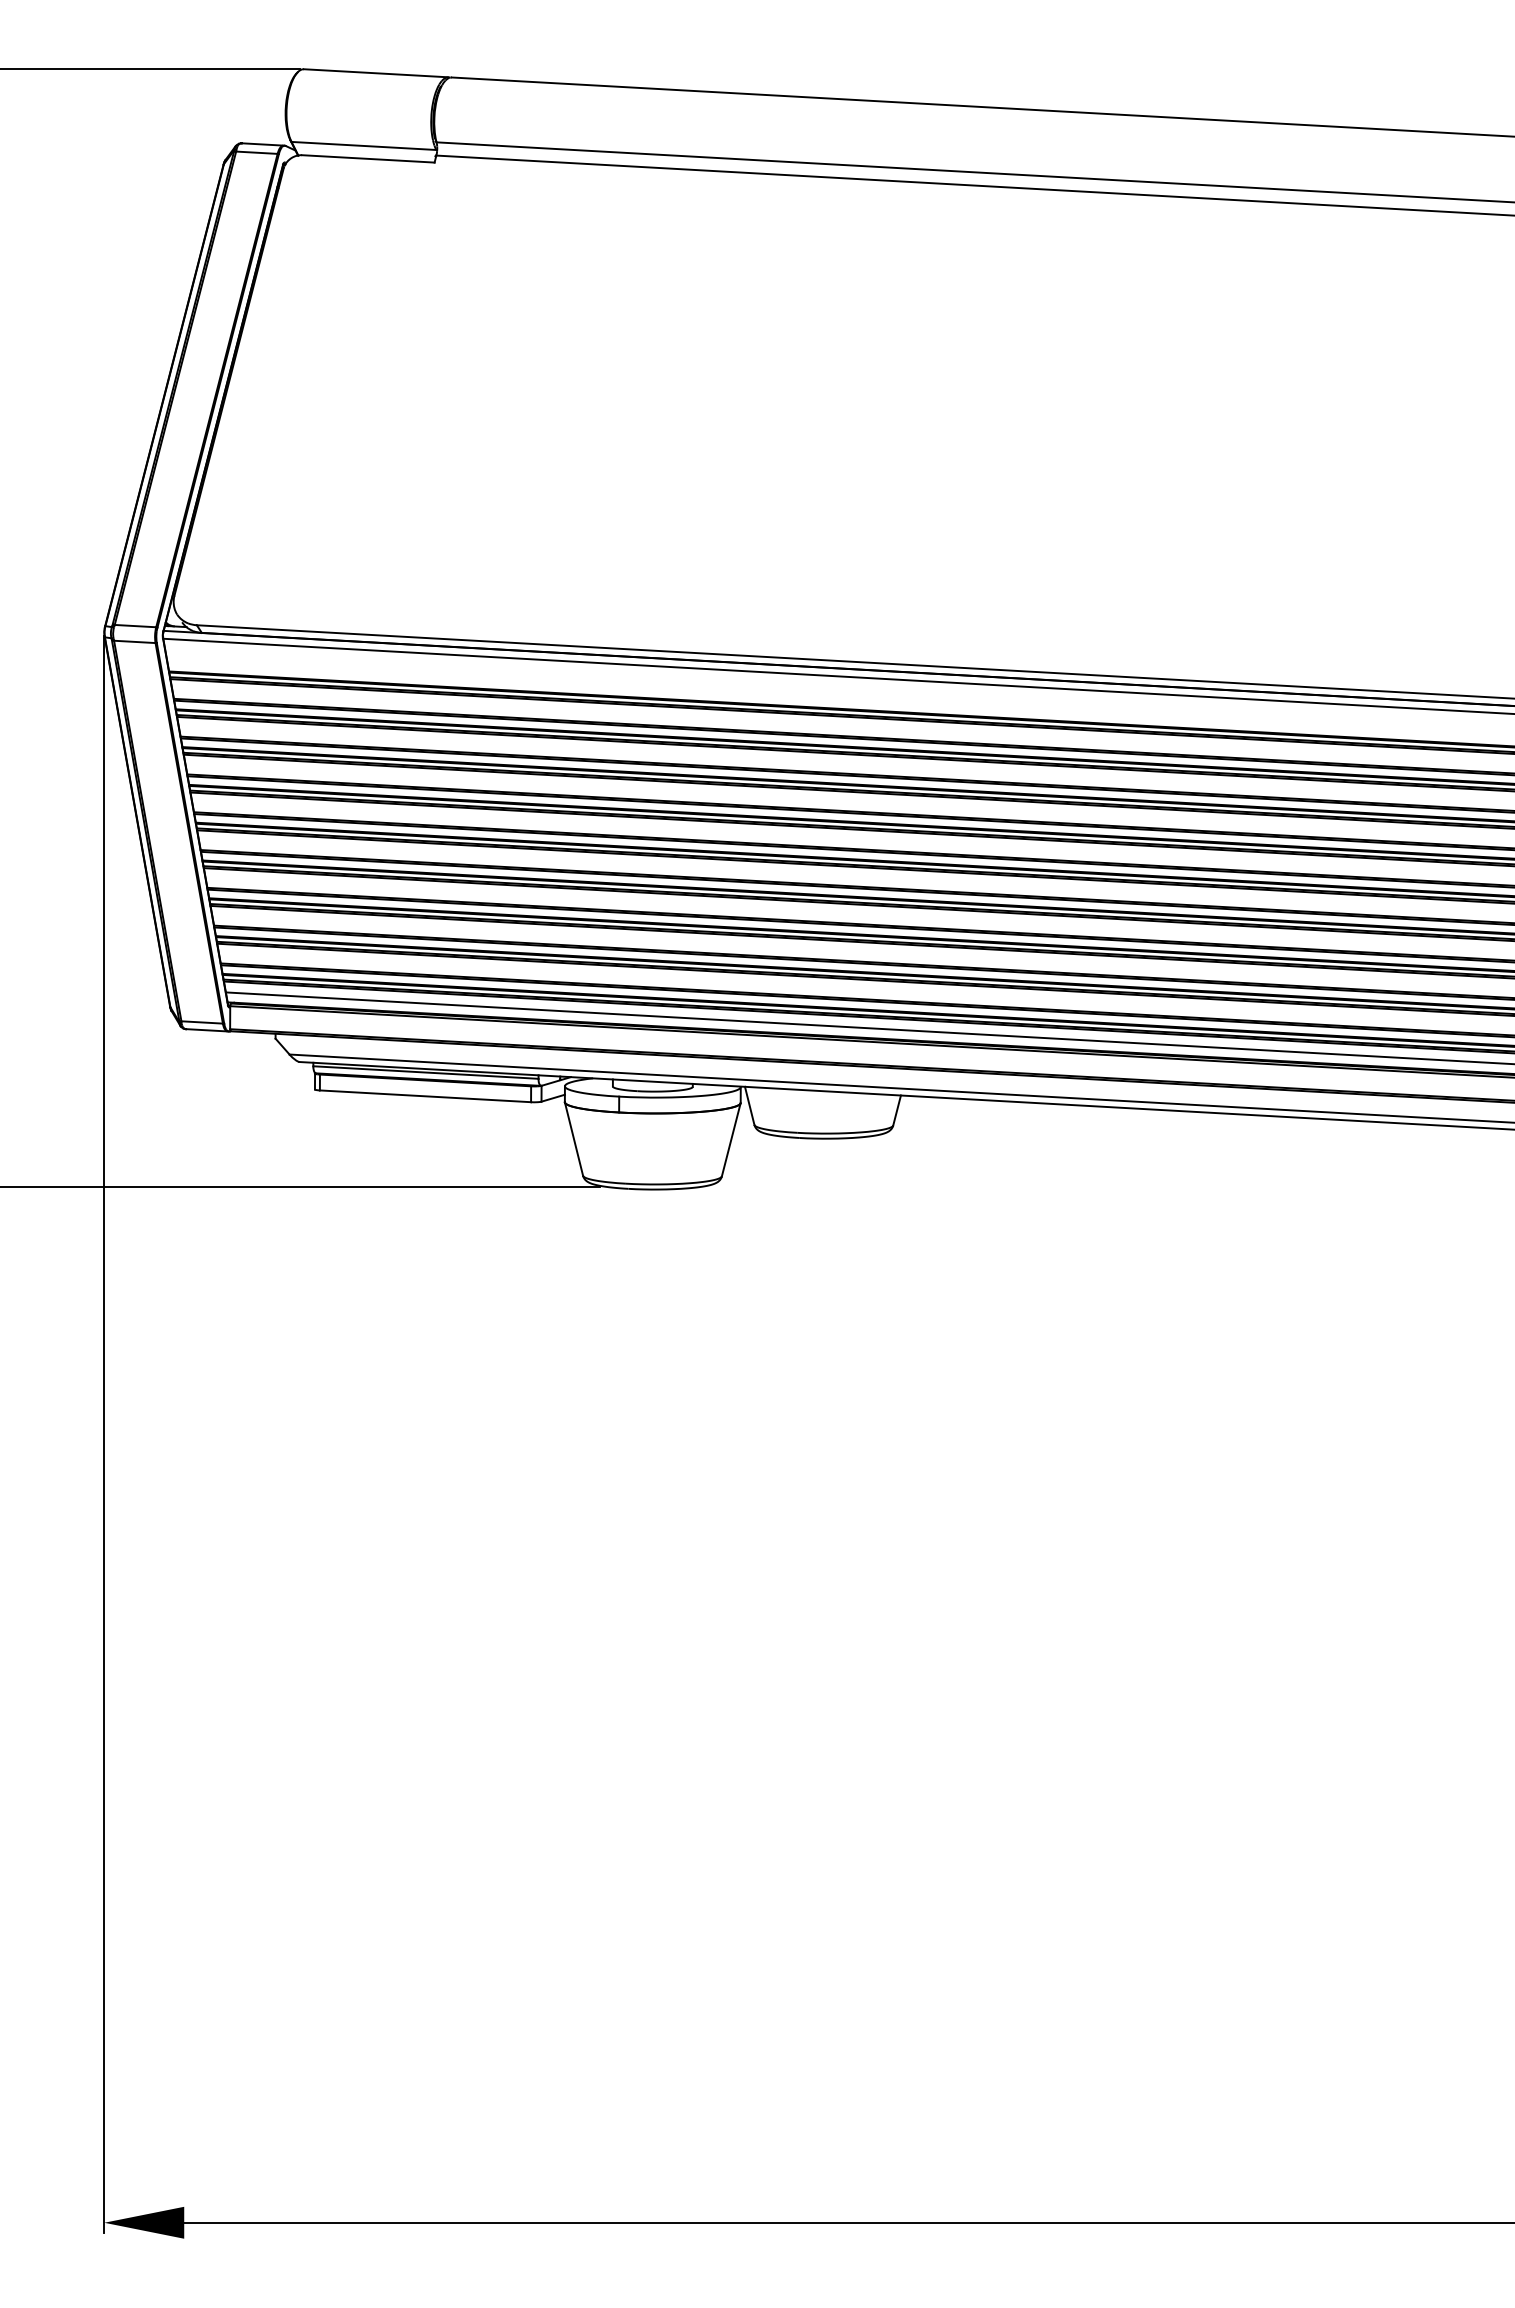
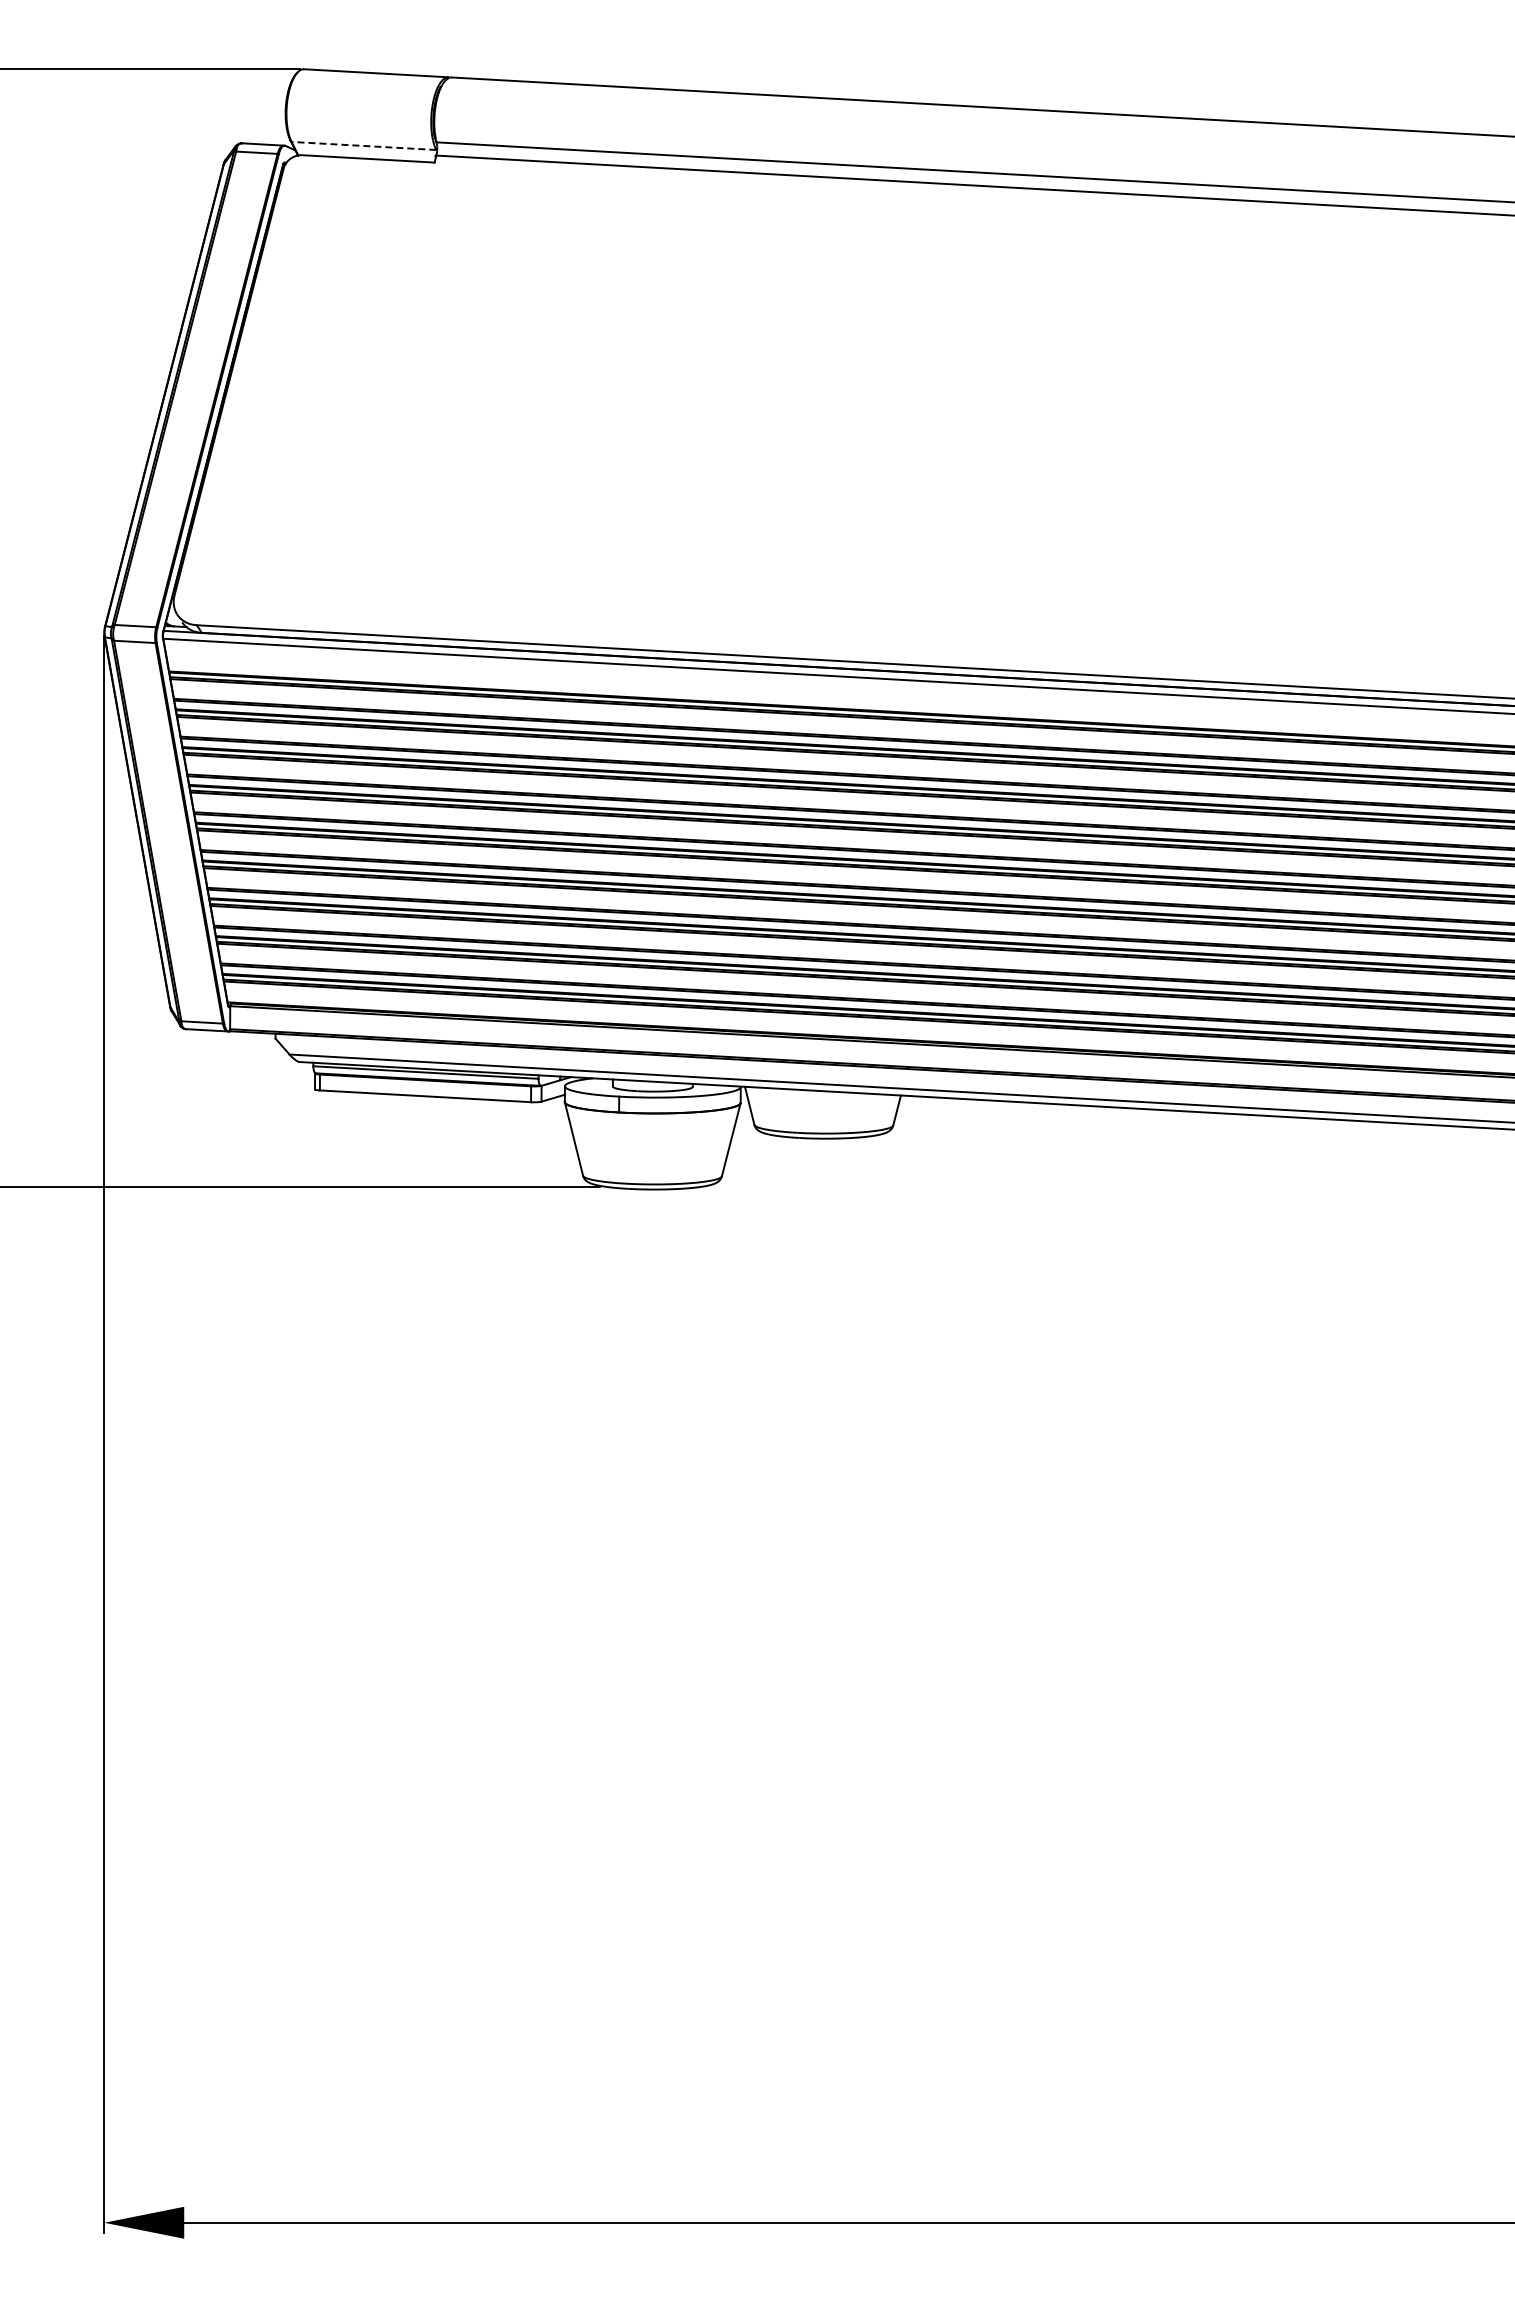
line: solid -> dashed (363, 145)
line: present -> none (868, 1028)
